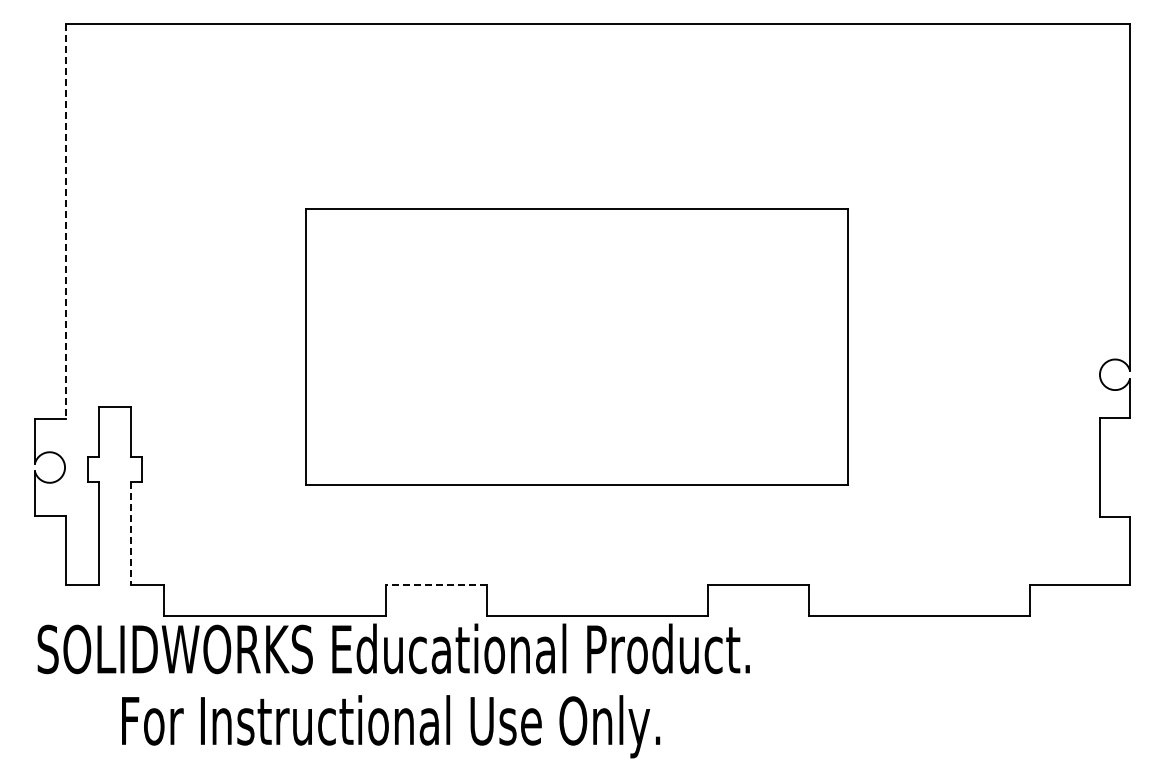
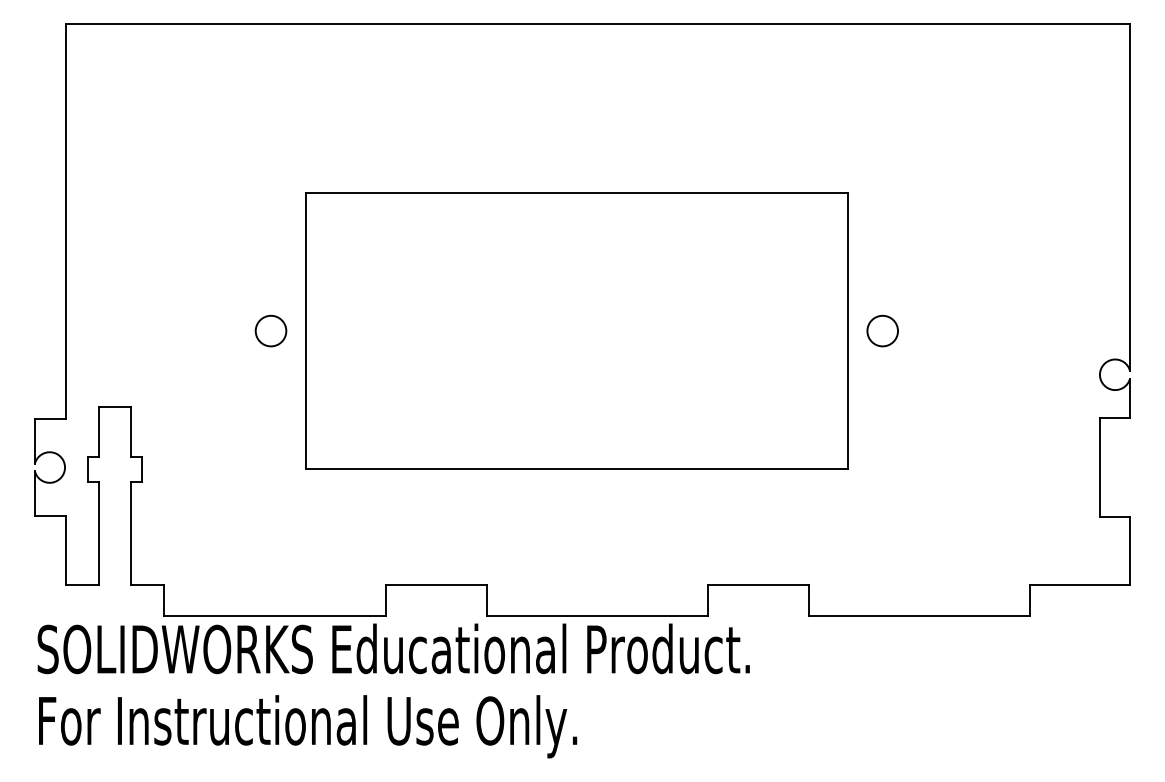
line: dashed -> solid (65, 221)
circle: none -> present (270, 330)
circle: none -> present (882, 330)
part position: (576, 346) -> (576, 330) (576, 330)
line: dashed -> solid (130, 534)
line: dashed -> solid (435, 584)
text position: (391, 726) -> (308, 726) (308, 726)
